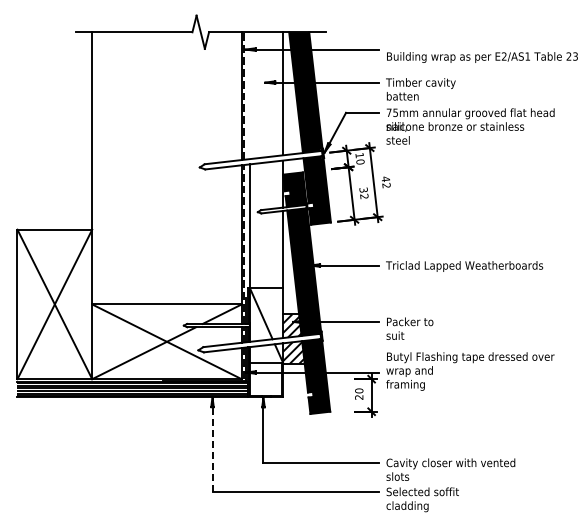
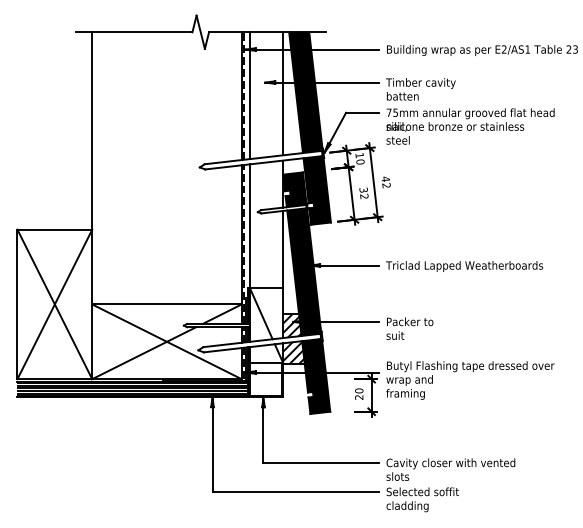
text position: (482, 57) -> (482, 50) (482, 50)
line: none -> present (249, 95)
text position: (470, 371) -> (470, 380) (470, 380)
line: dashed -> solid (212, 445)
